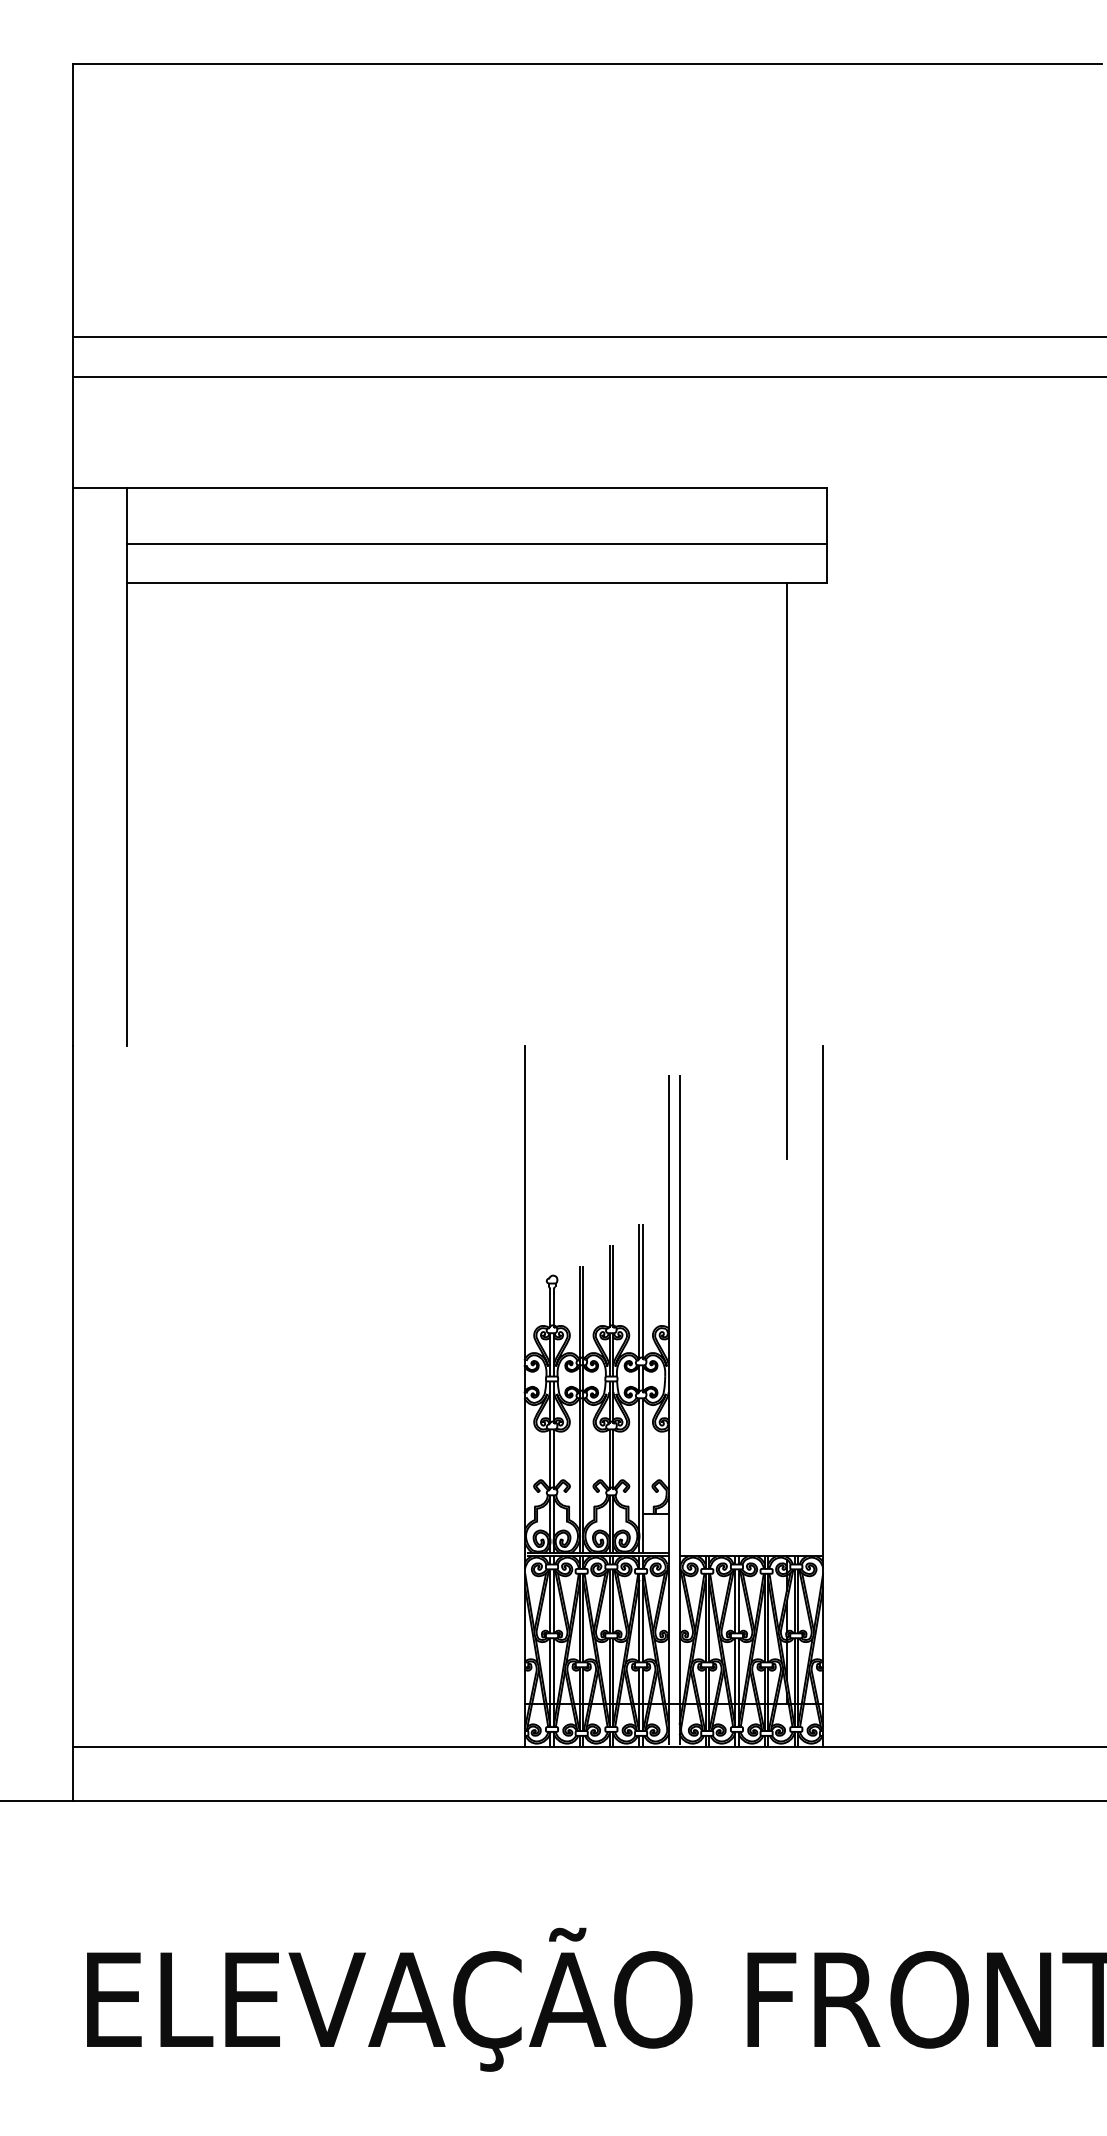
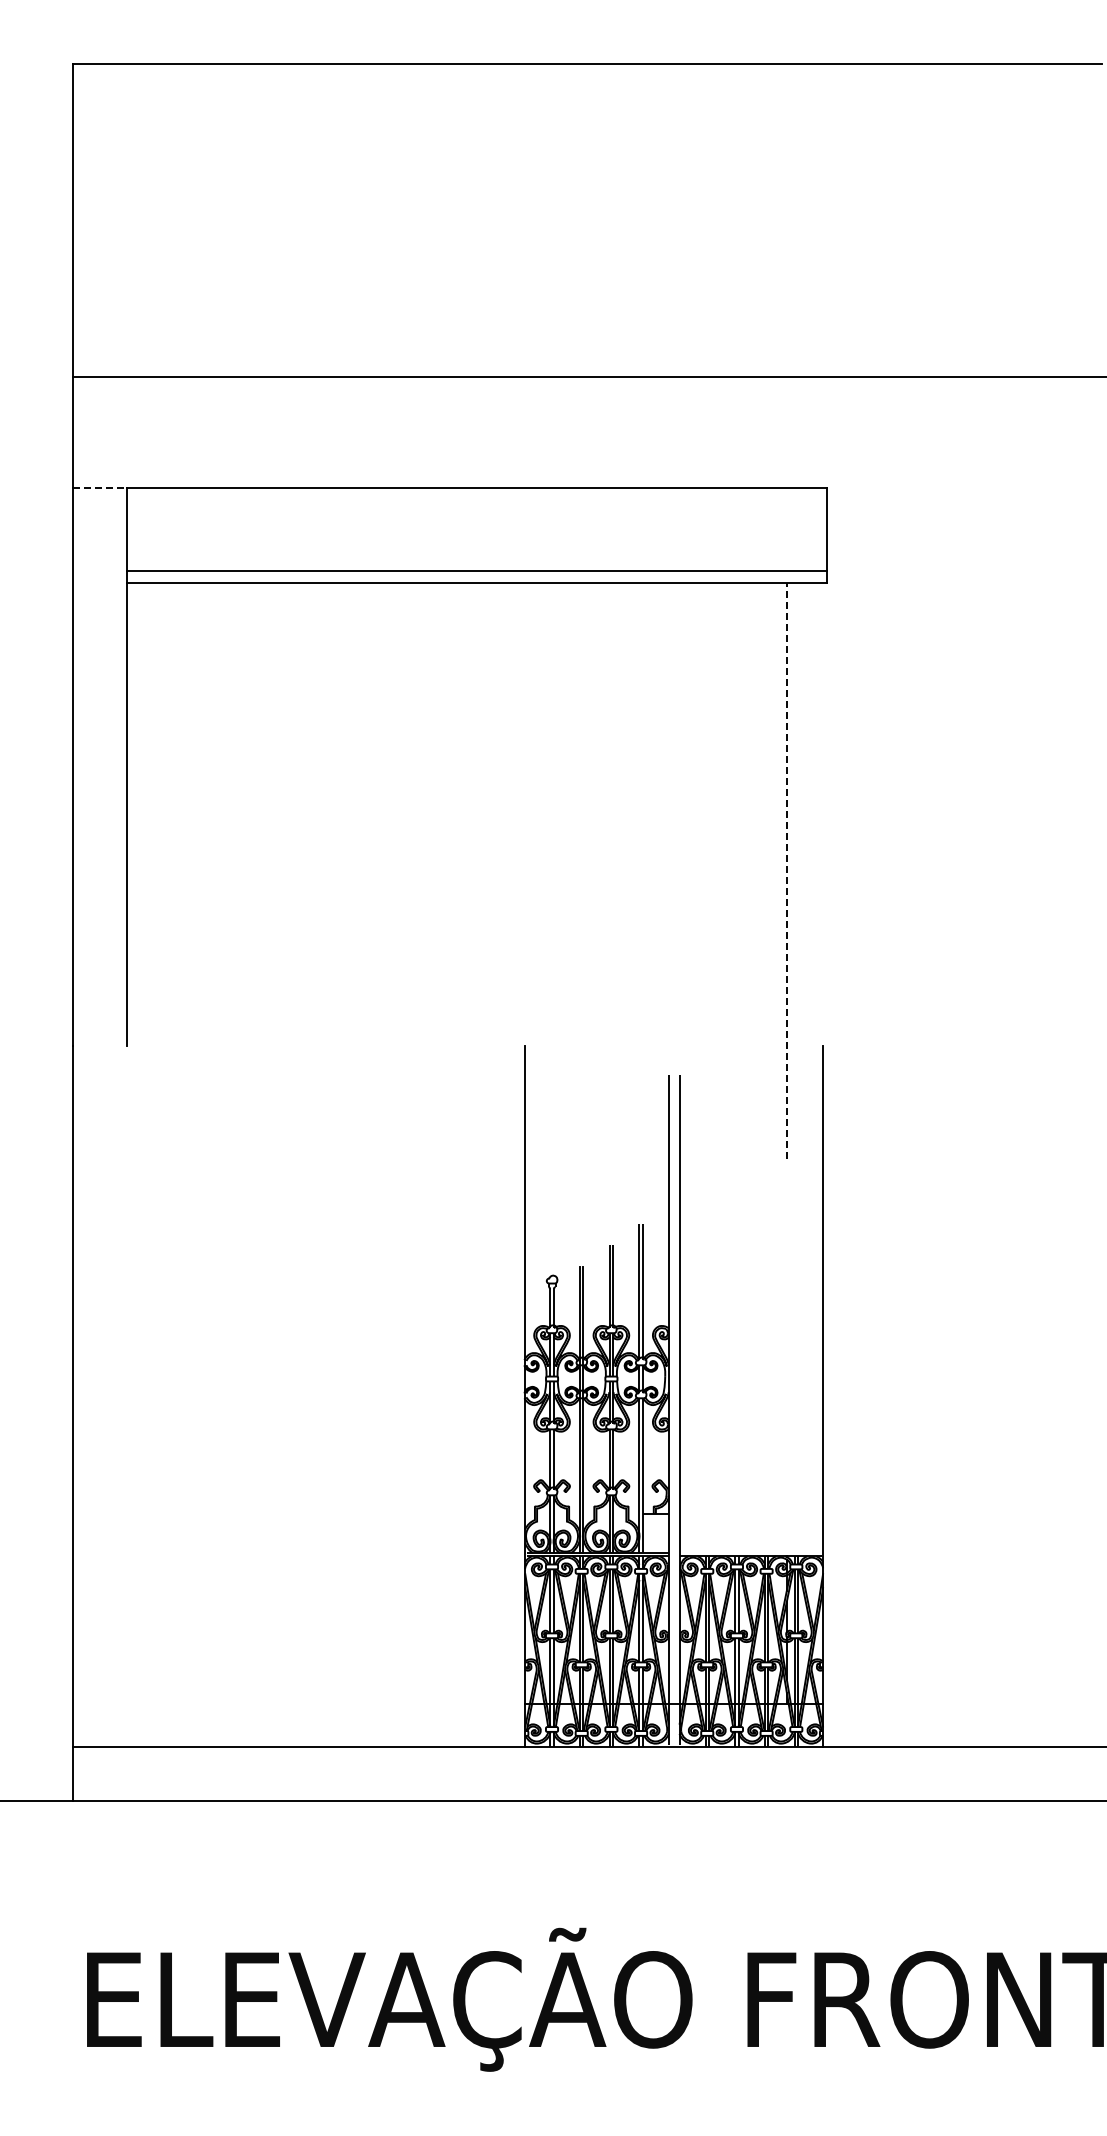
line: present -> none (587, 336)
line: solid -> dashed (99, 488)
line position: (476, 543) -> (476, 570) (476, 570)
line: solid -> dashed (786, 870)
